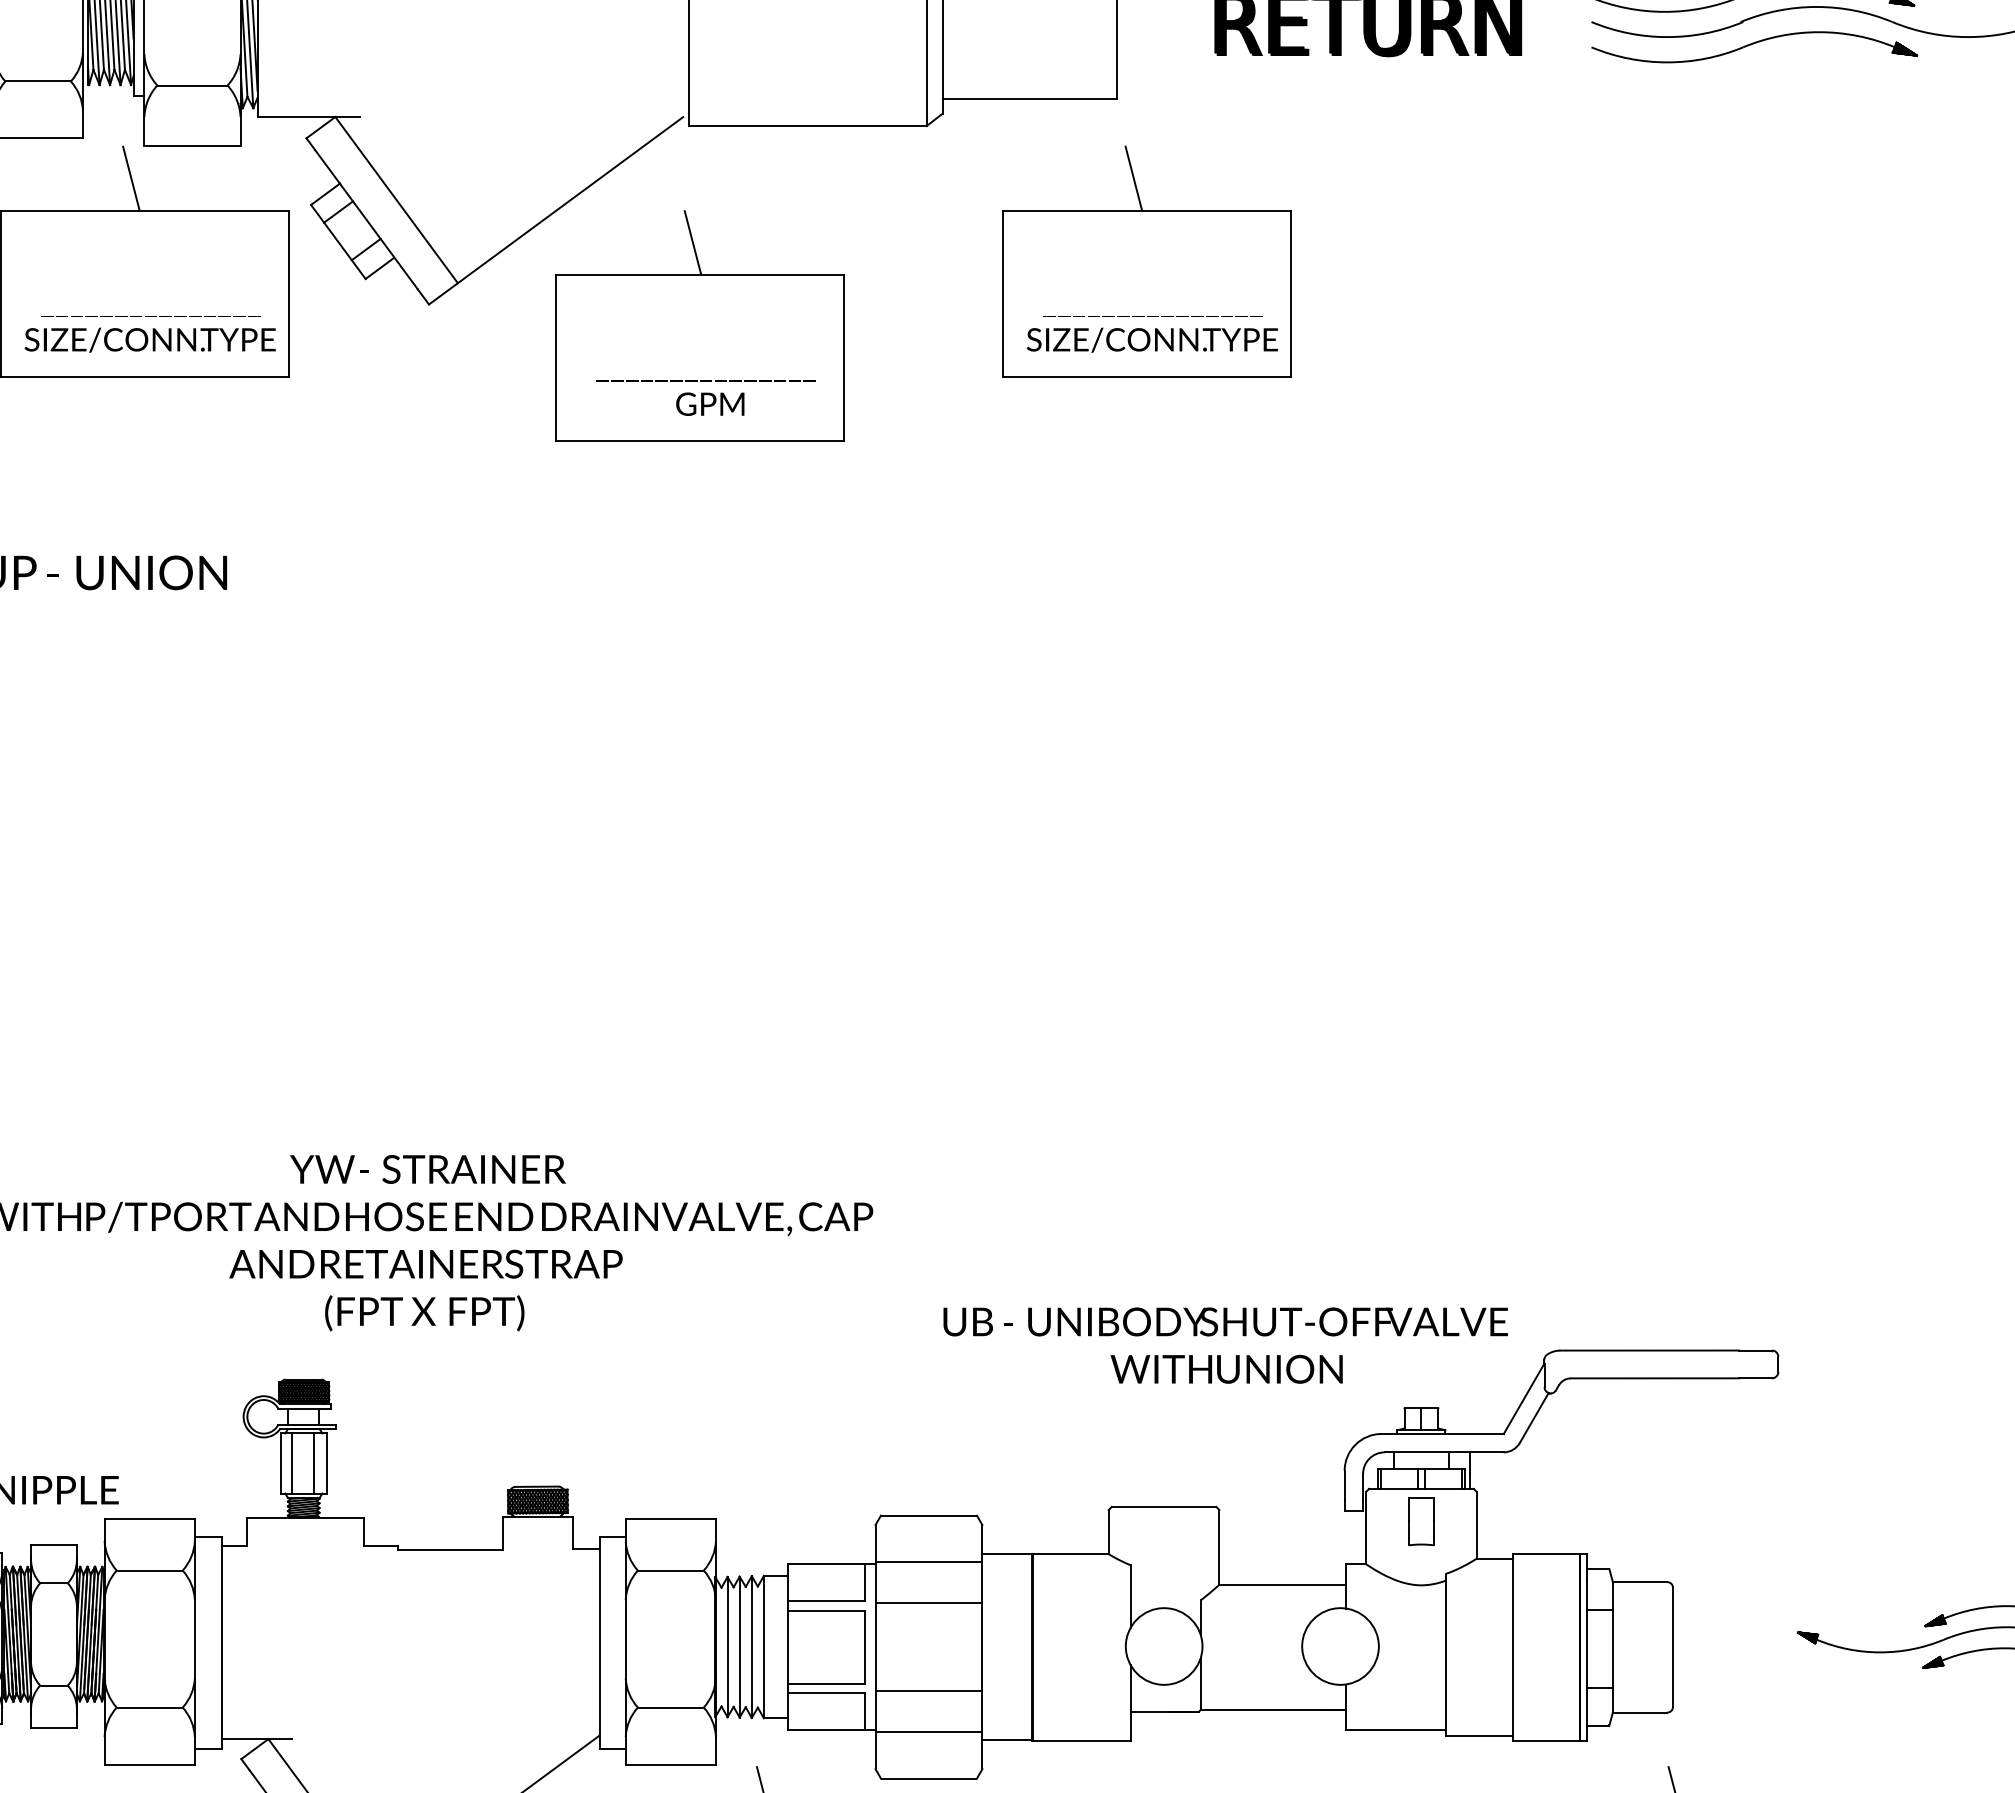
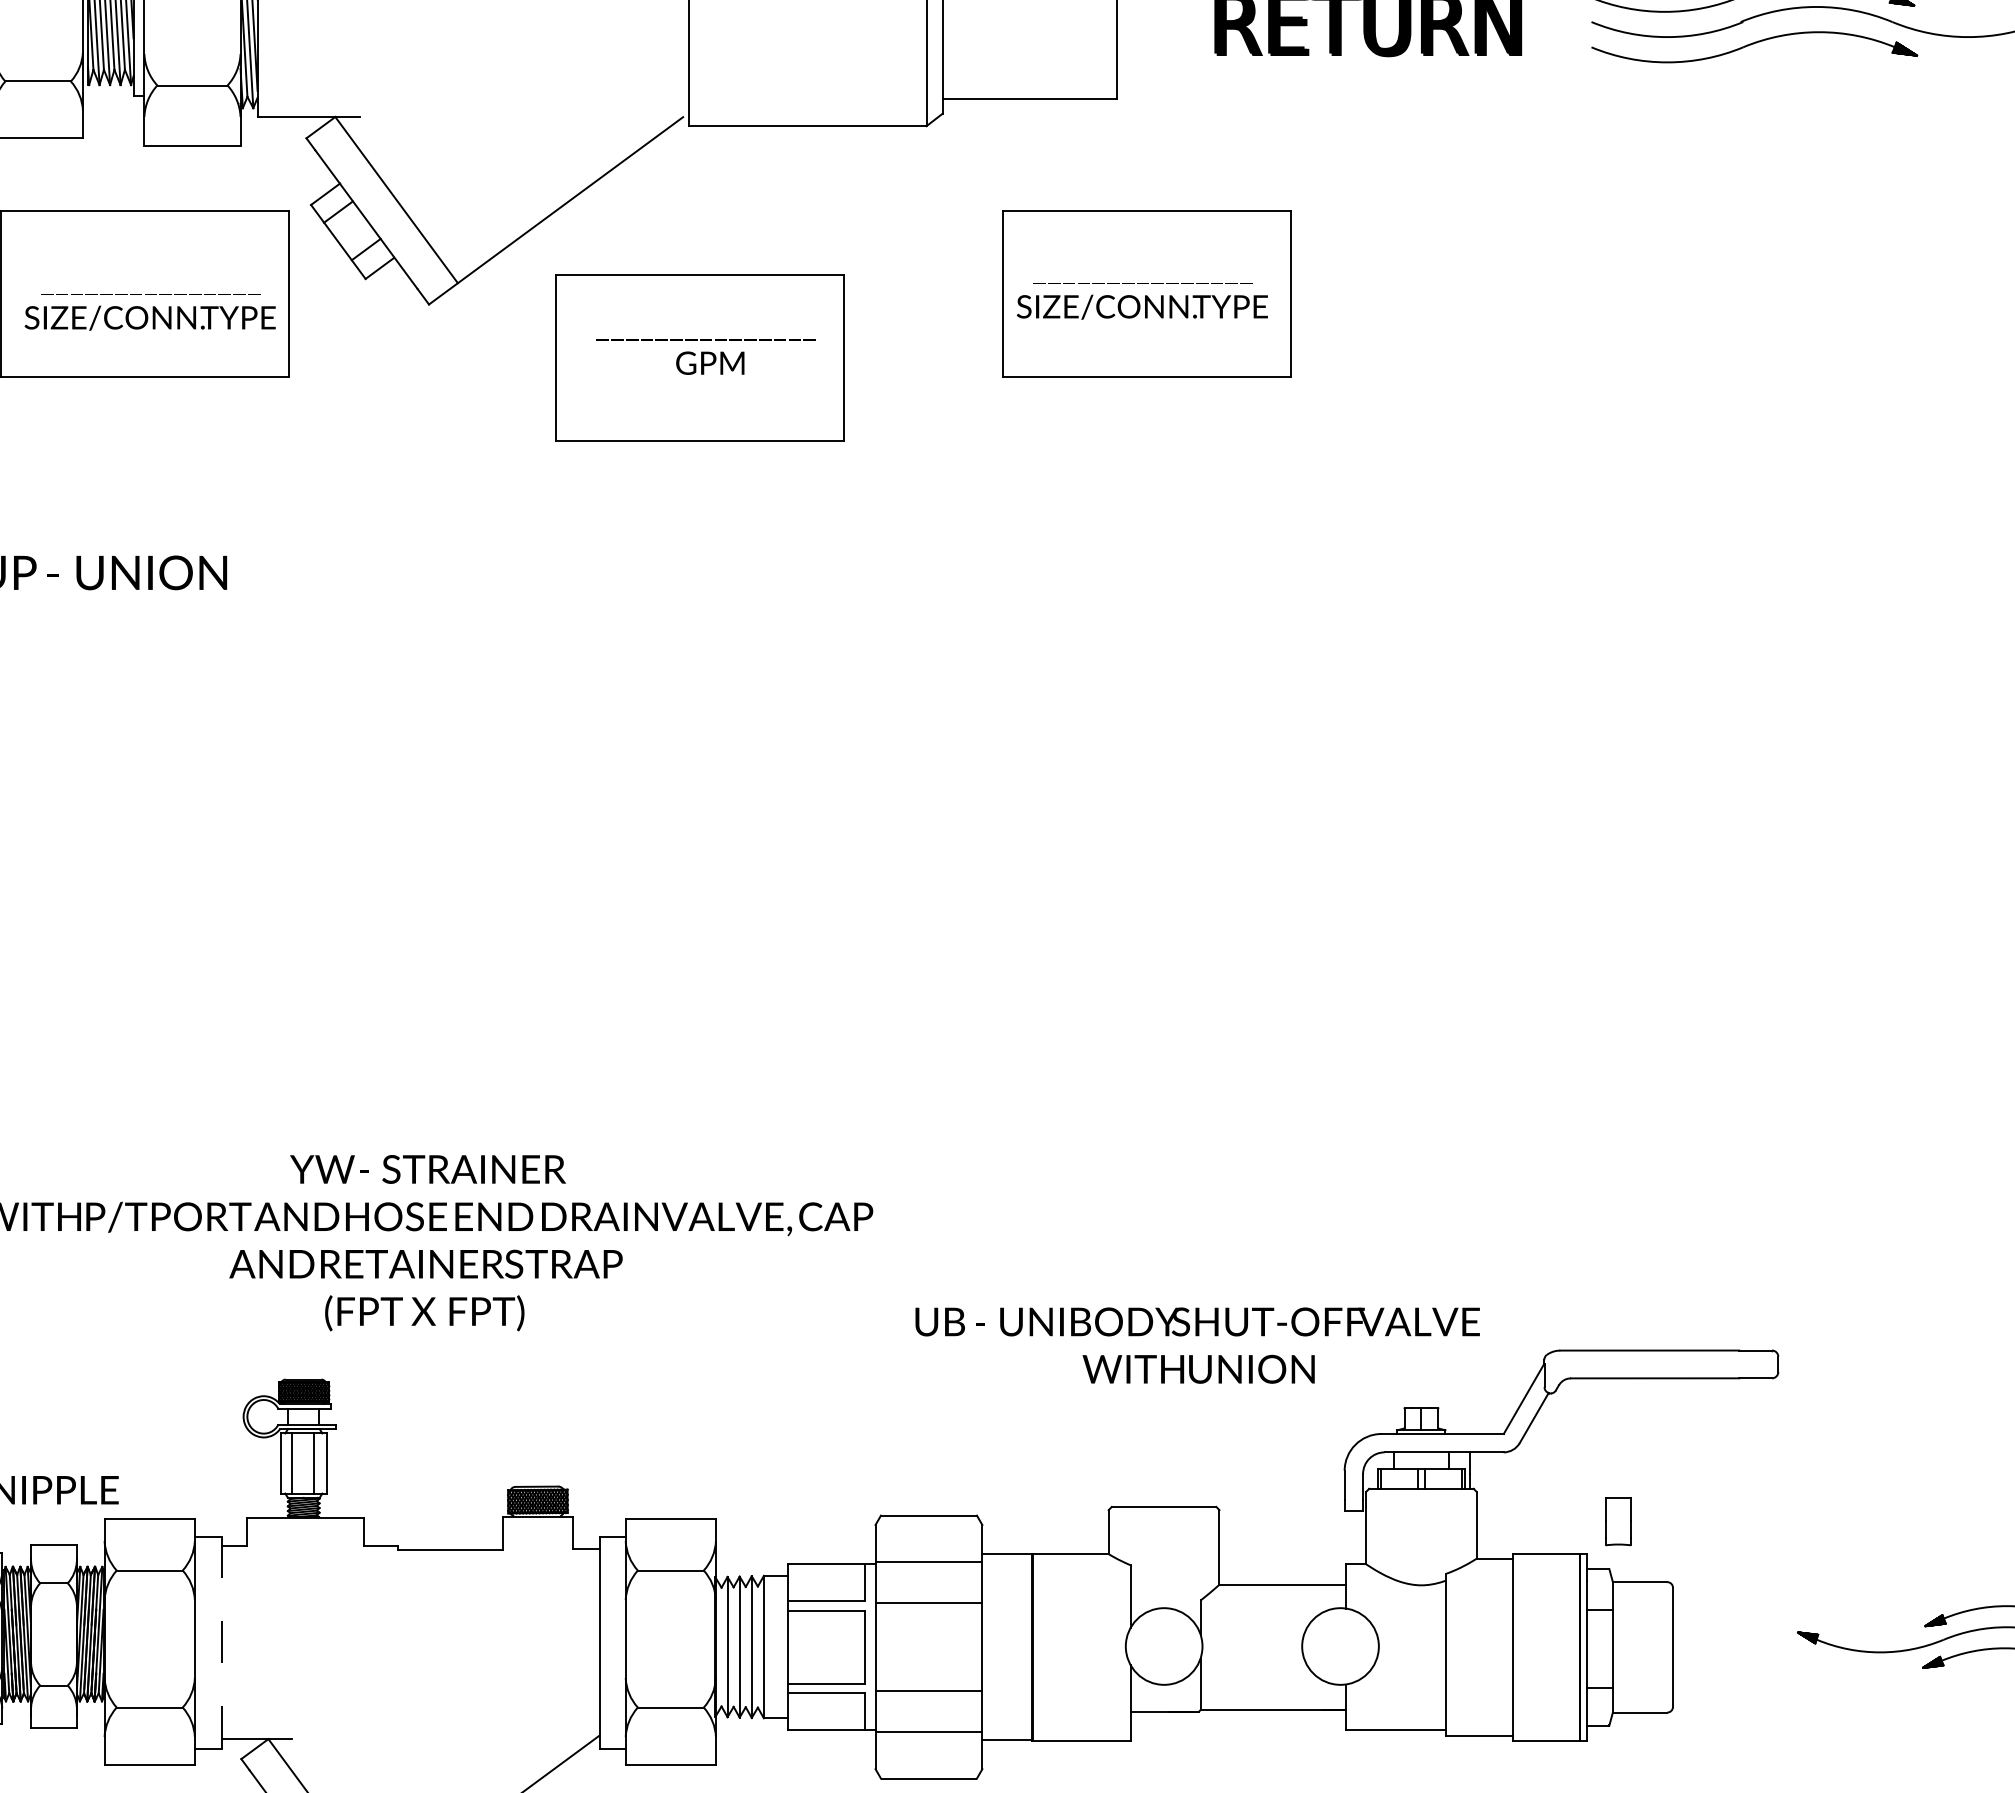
line: present -> none (131, 177)
line: present -> none (1133, 177)
line: present -> none (692, 242)
text position: (149, 334) -> (149, 312) (149, 312)
text position: (1151, 334) -> (1141, 301) (1141, 301)
text position: (705, 397) -> (705, 356) (705, 356)
text position: (1225, 1345) -> (1197, 1345) (1197, 1345)
part position: (1421, 1521) -> (1618, 1521) (1618, 1521)
line: solid -> dashed (222, 1642)
line: present -> none (759, 1778)
line: present -> none (1671, 1778)
